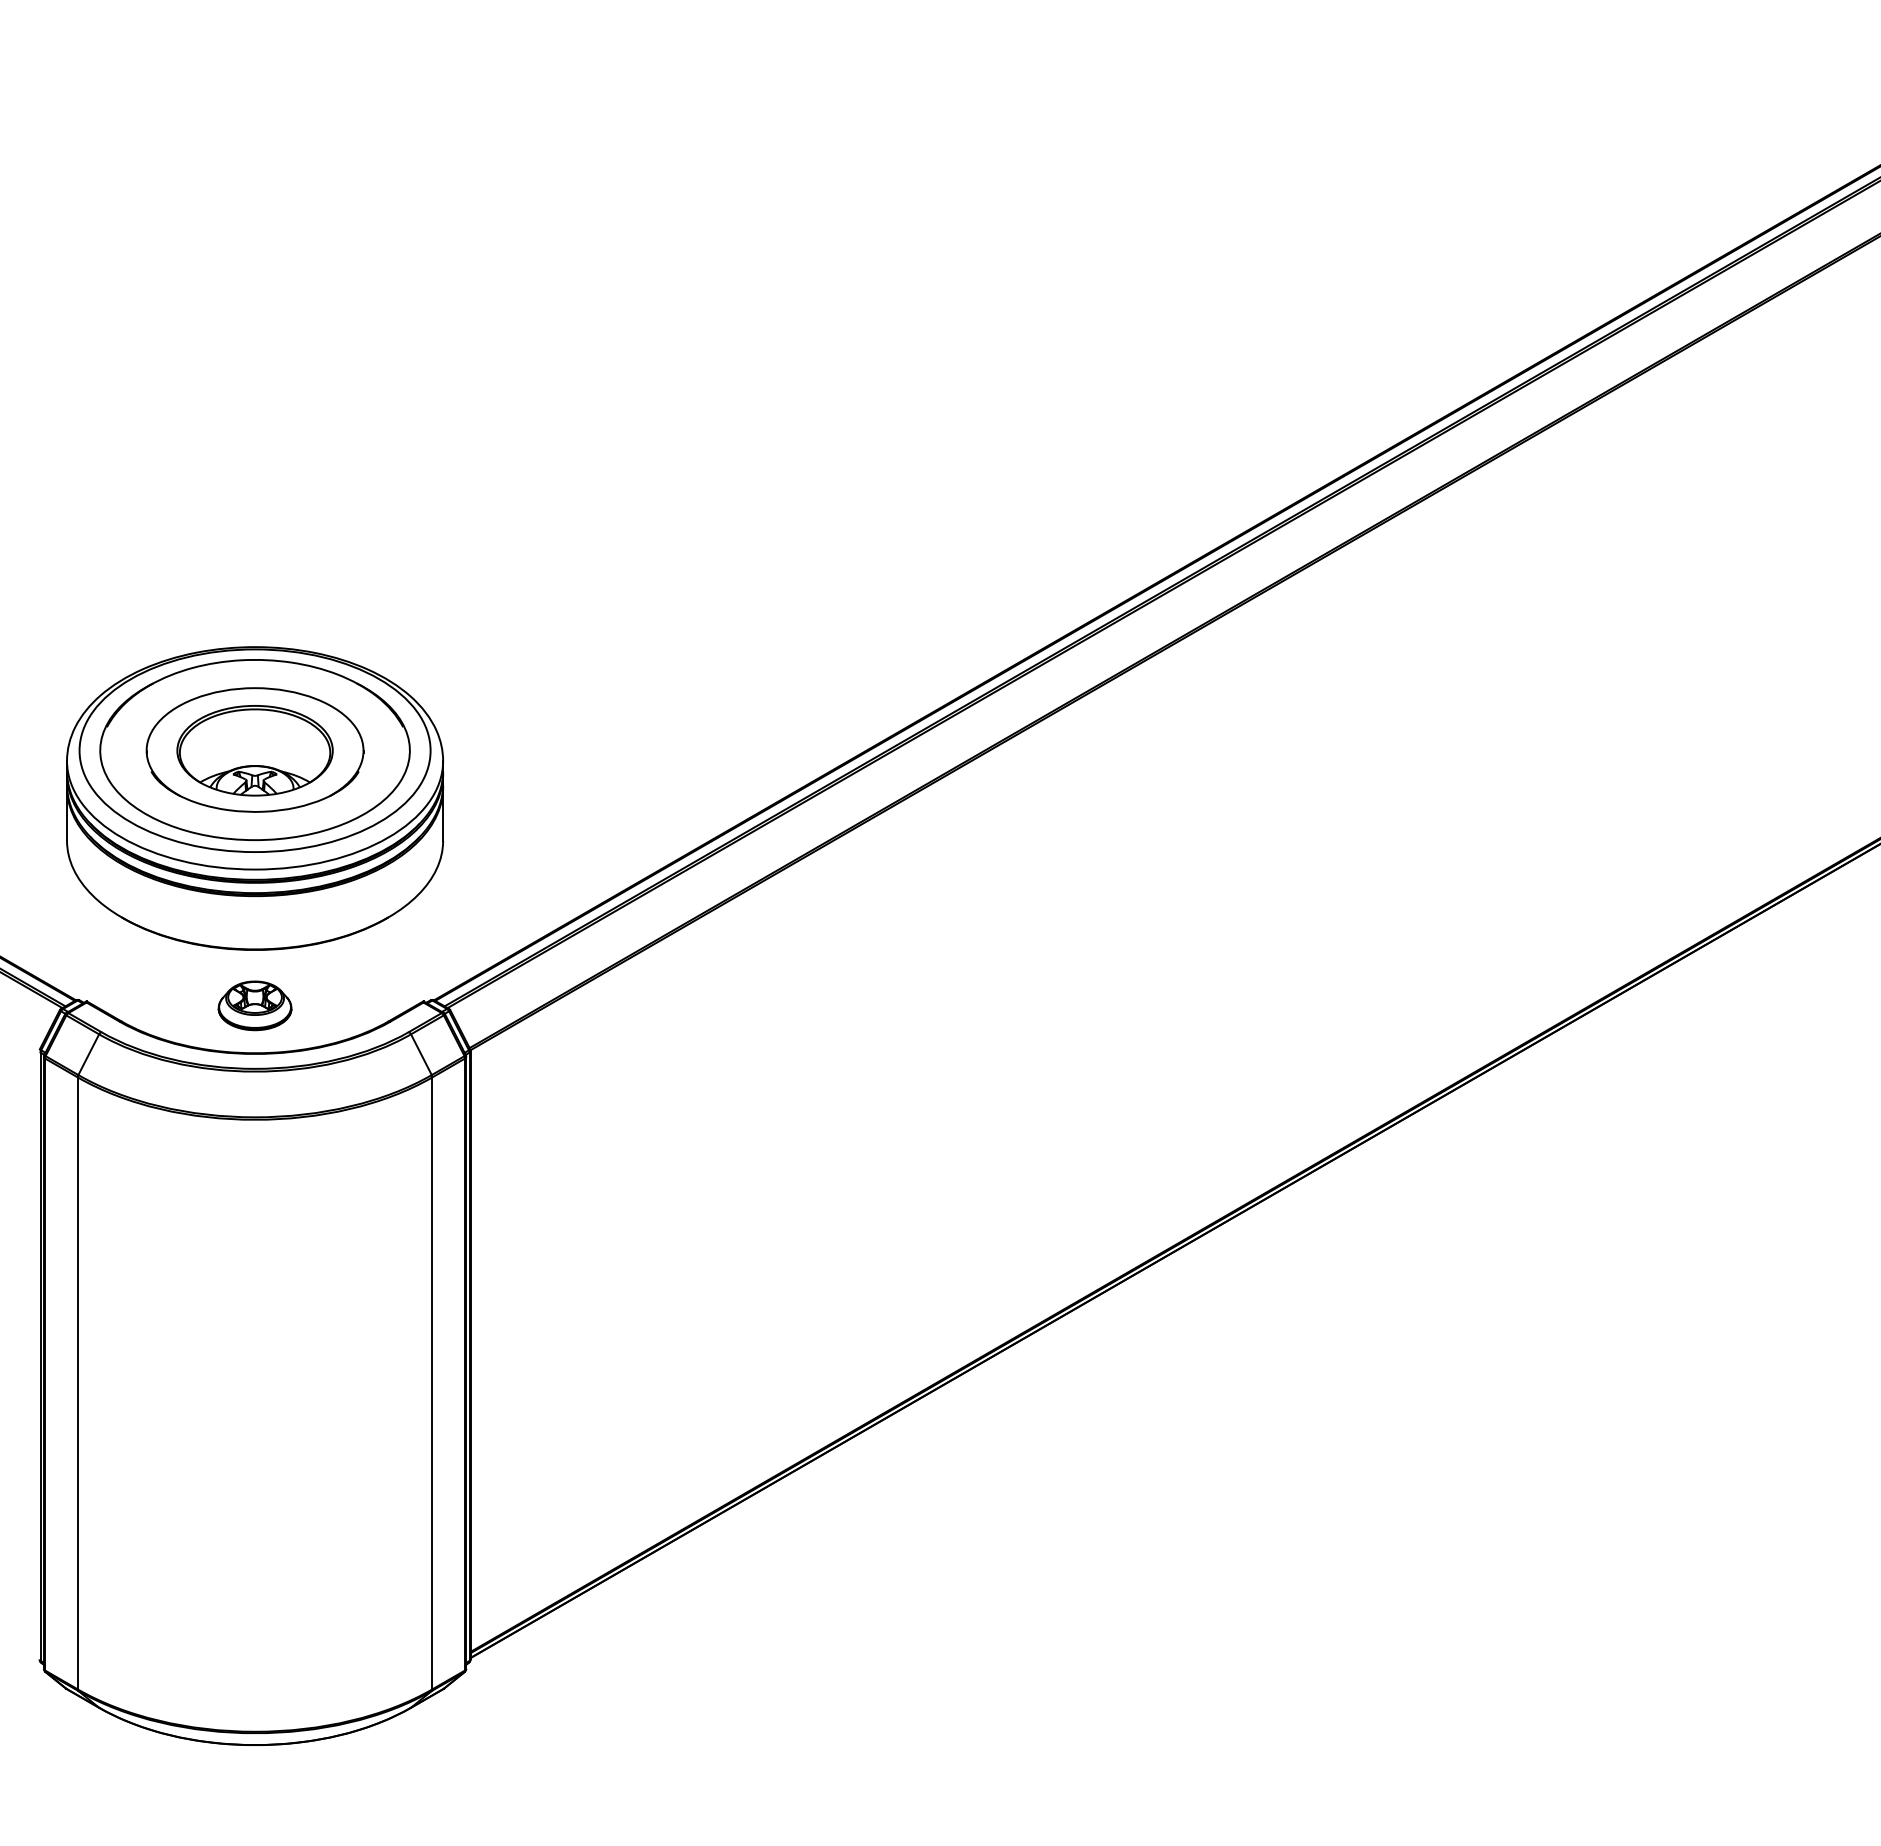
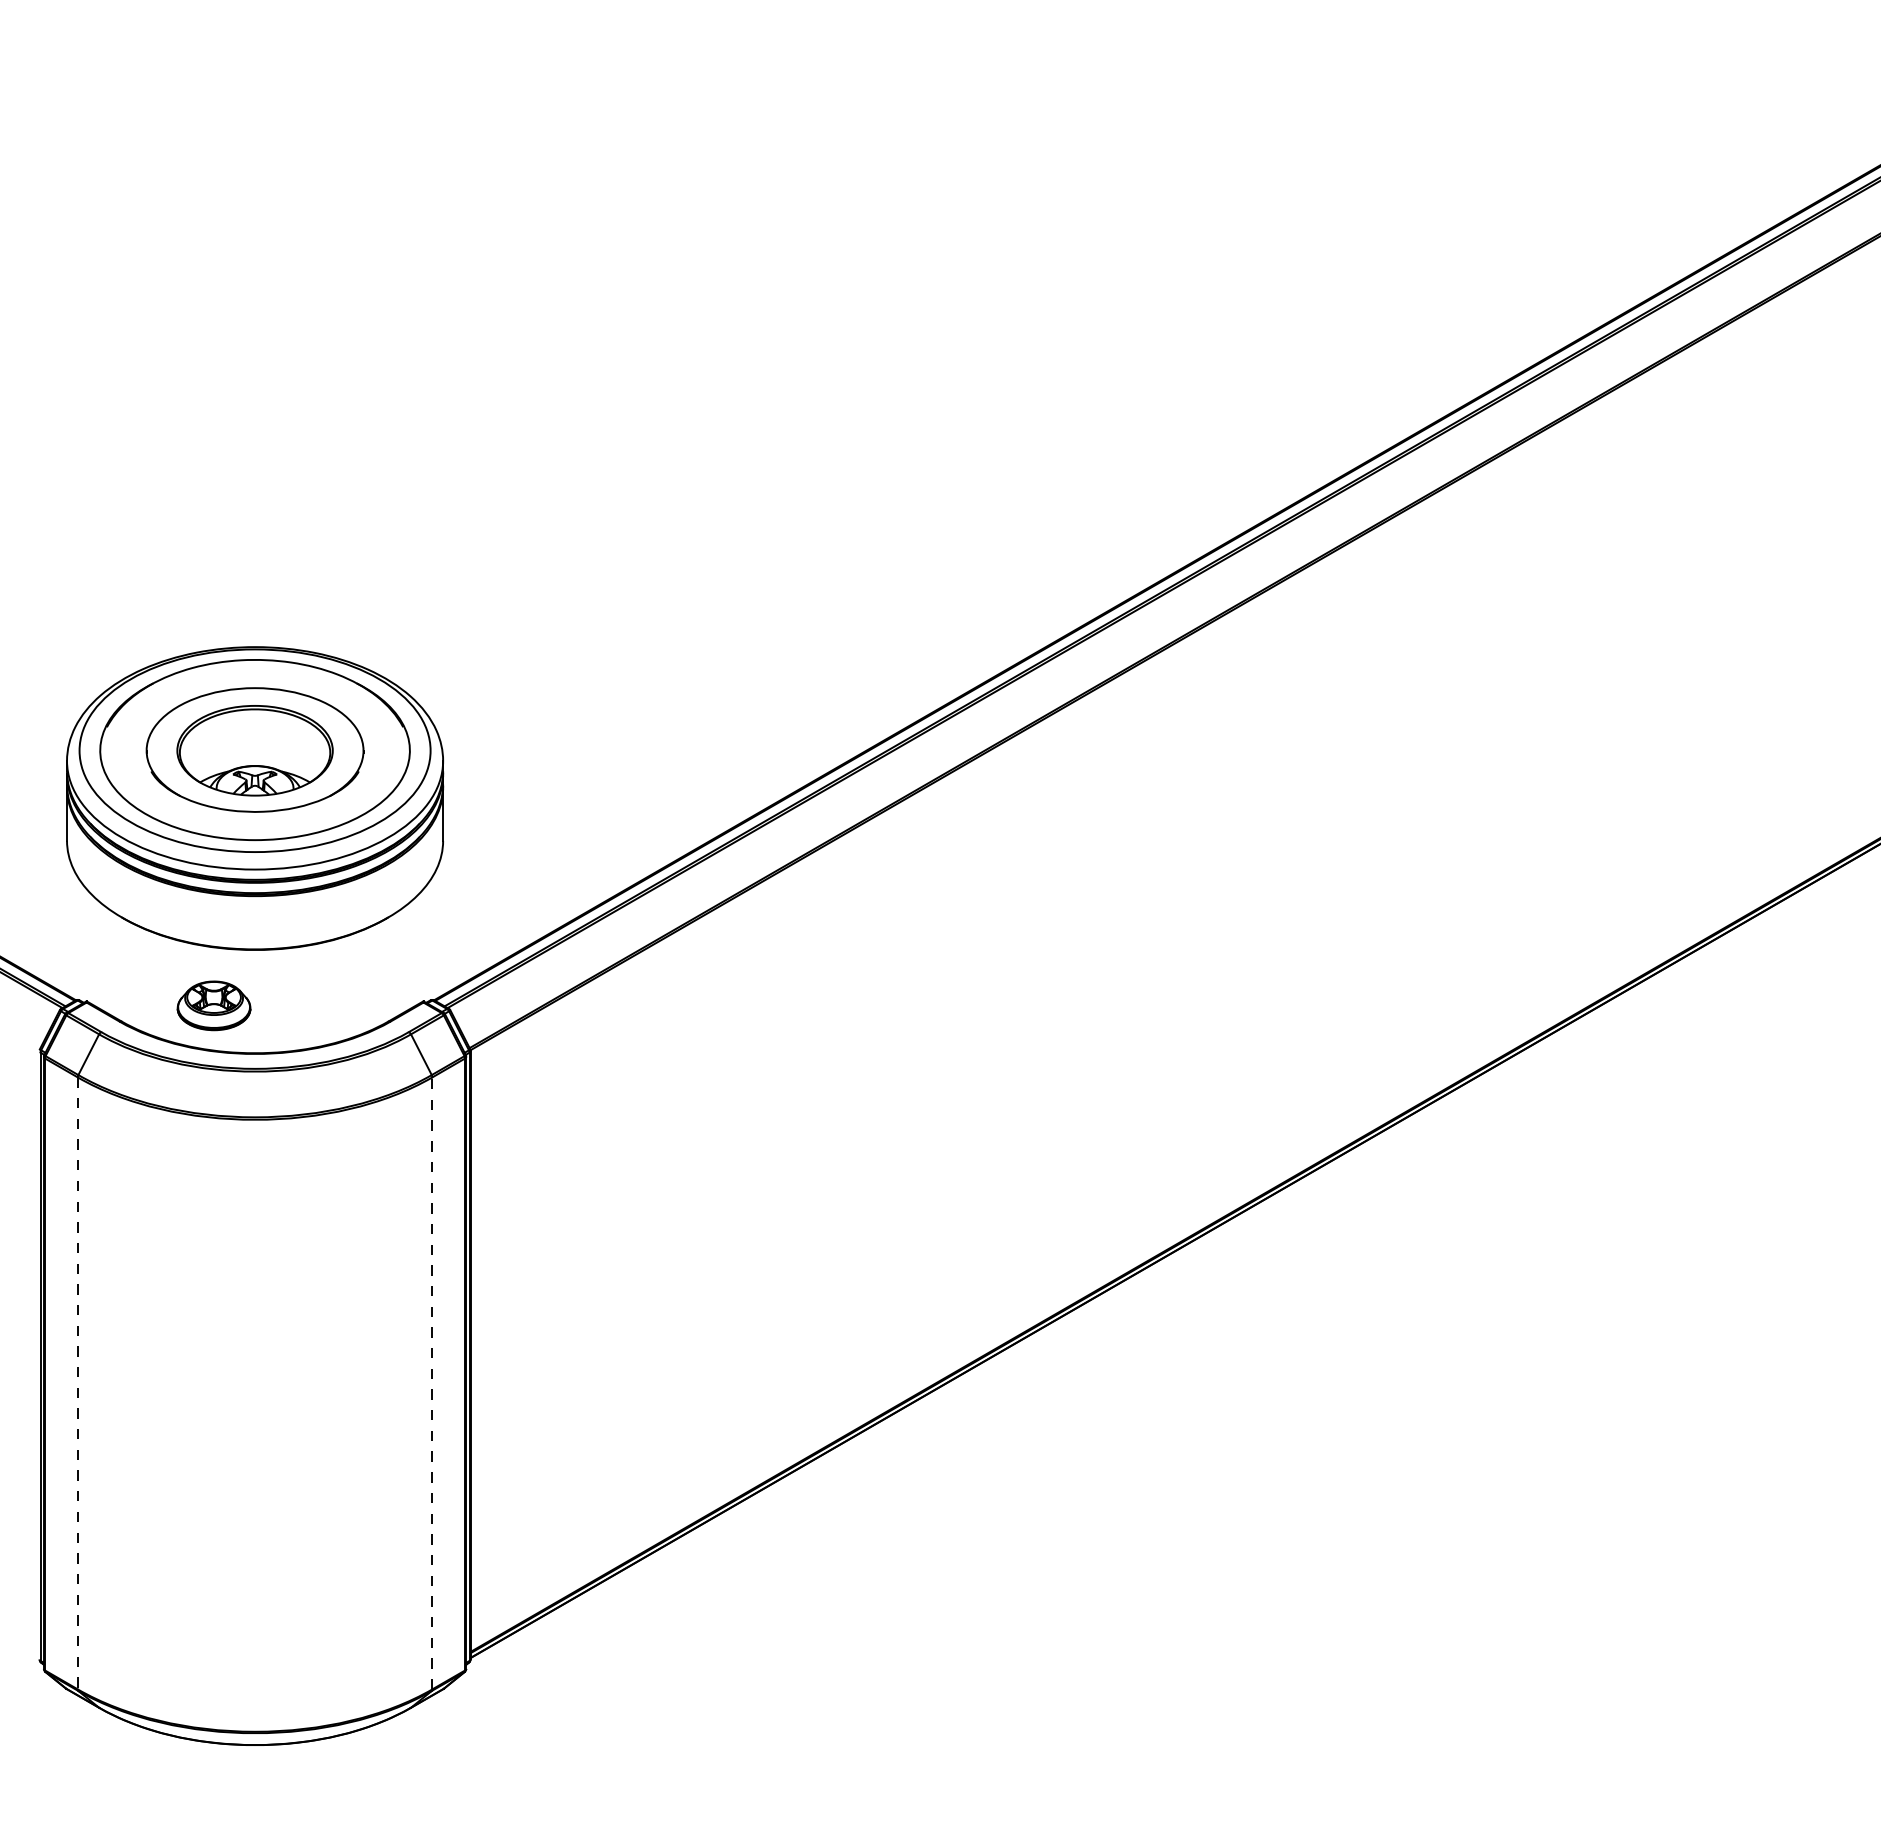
part position: (254, 1005) -> (213, 1005) (213, 1005)
line: solid -> dashed (77, 1383)
line: solid -> dashed (432, 1383)
